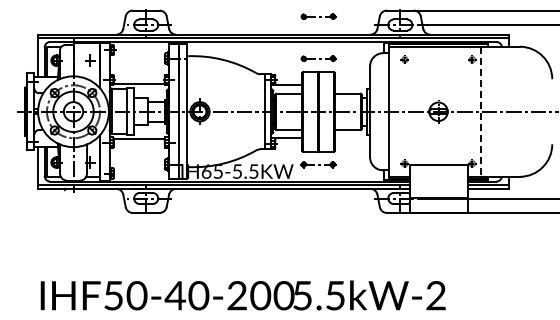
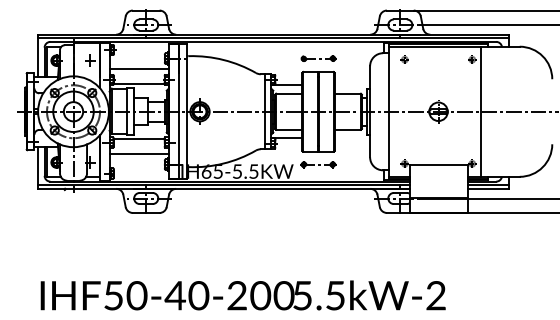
part: present -> none (318, 16)
line: none -> present (139, 68)
line: dashed -> solid (480, 112)
line: none -> present (139, 154)
